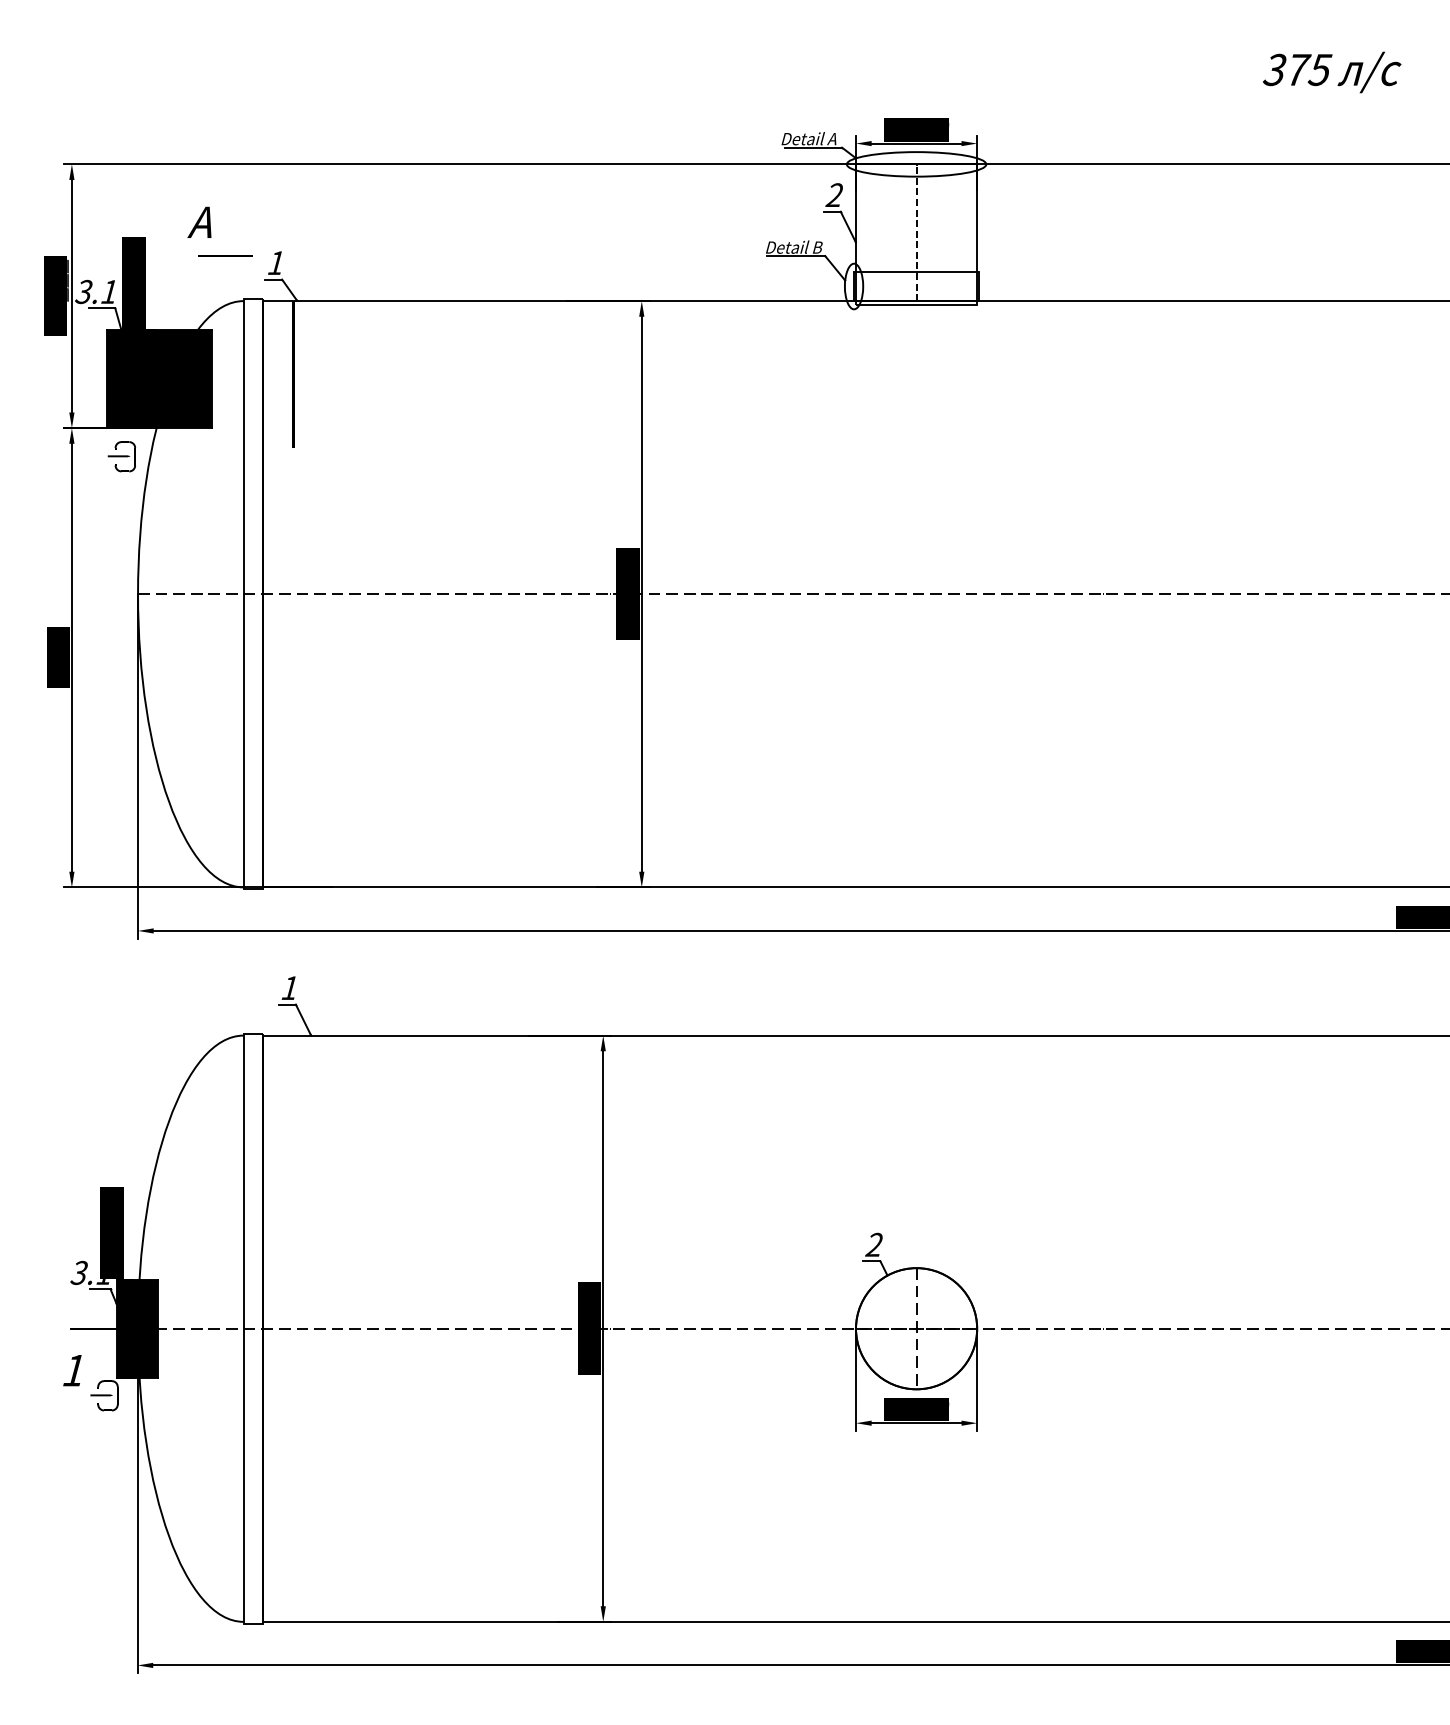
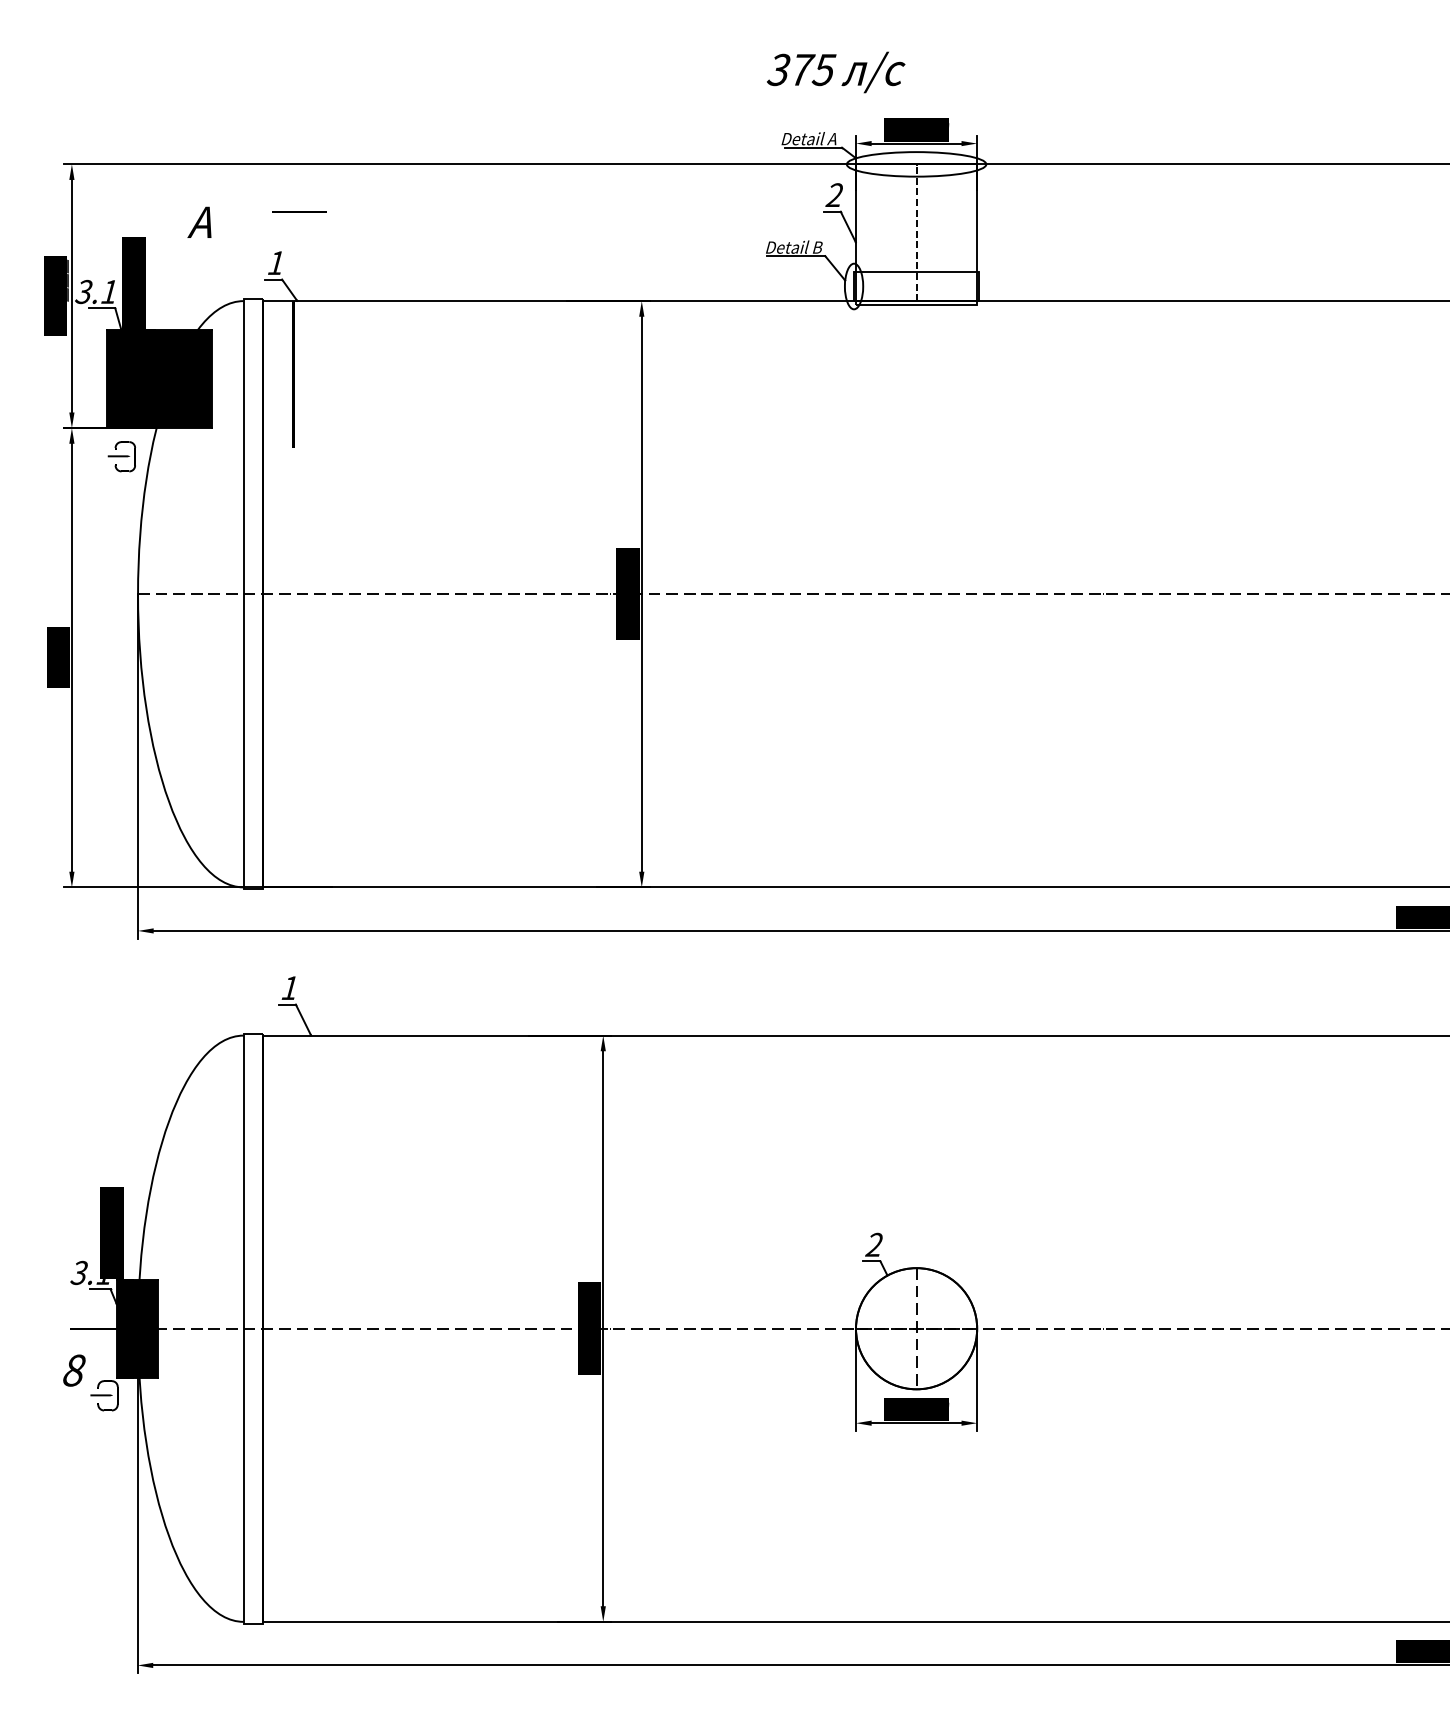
text position: (1332, 72) -> (836, 72) (836, 72)
line position: (225, 255) -> (299, 211) (299, 211)
text: 1 -> 8 (74, 1370)
